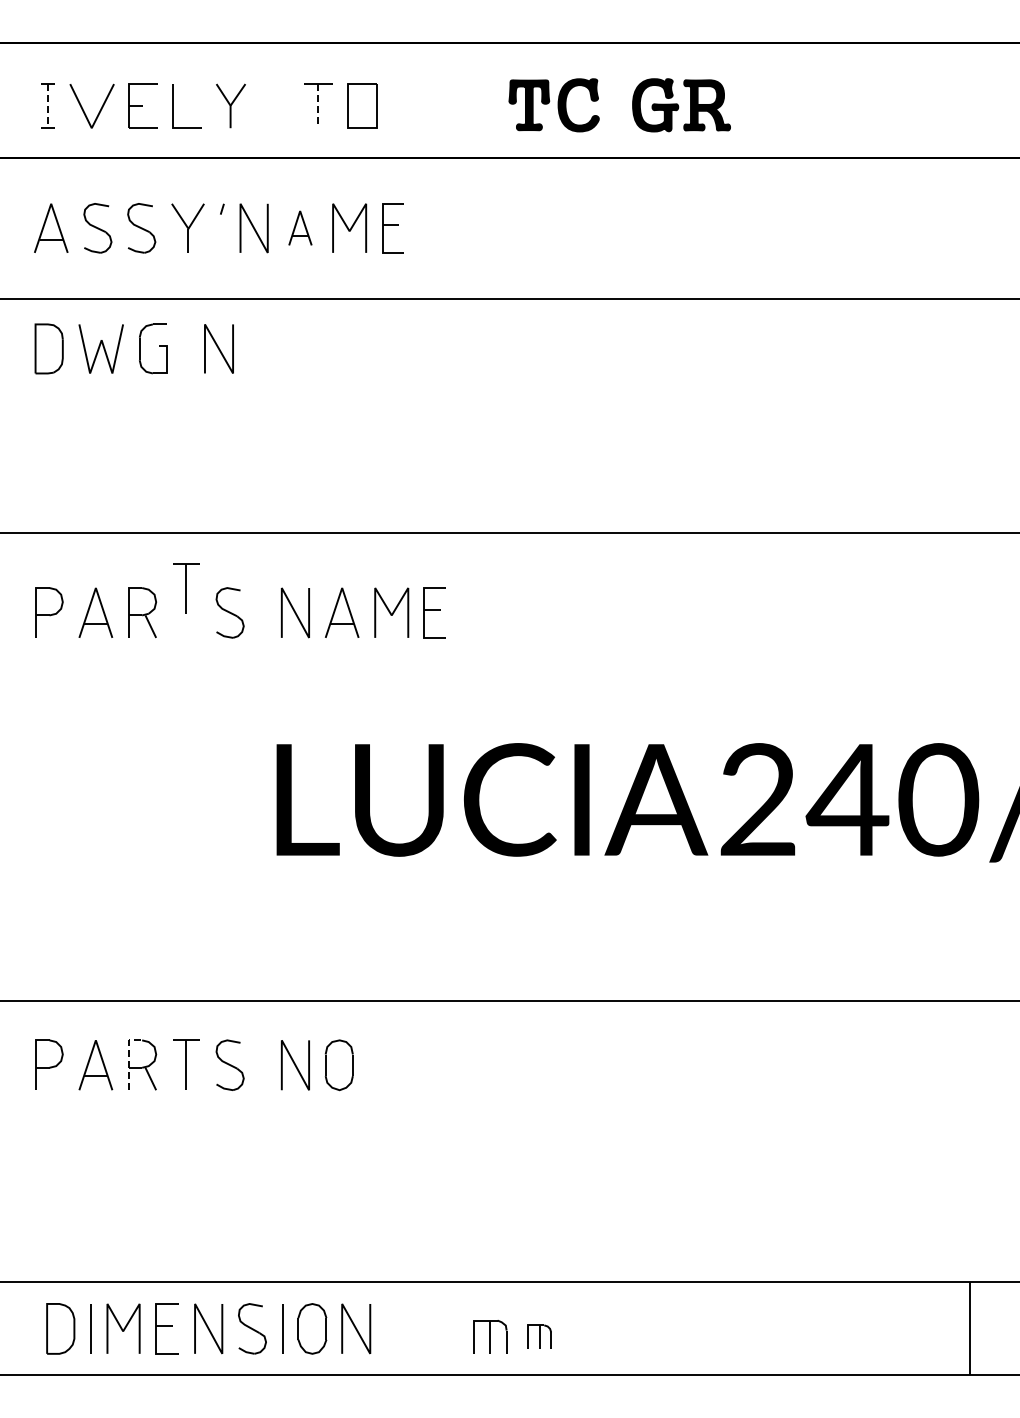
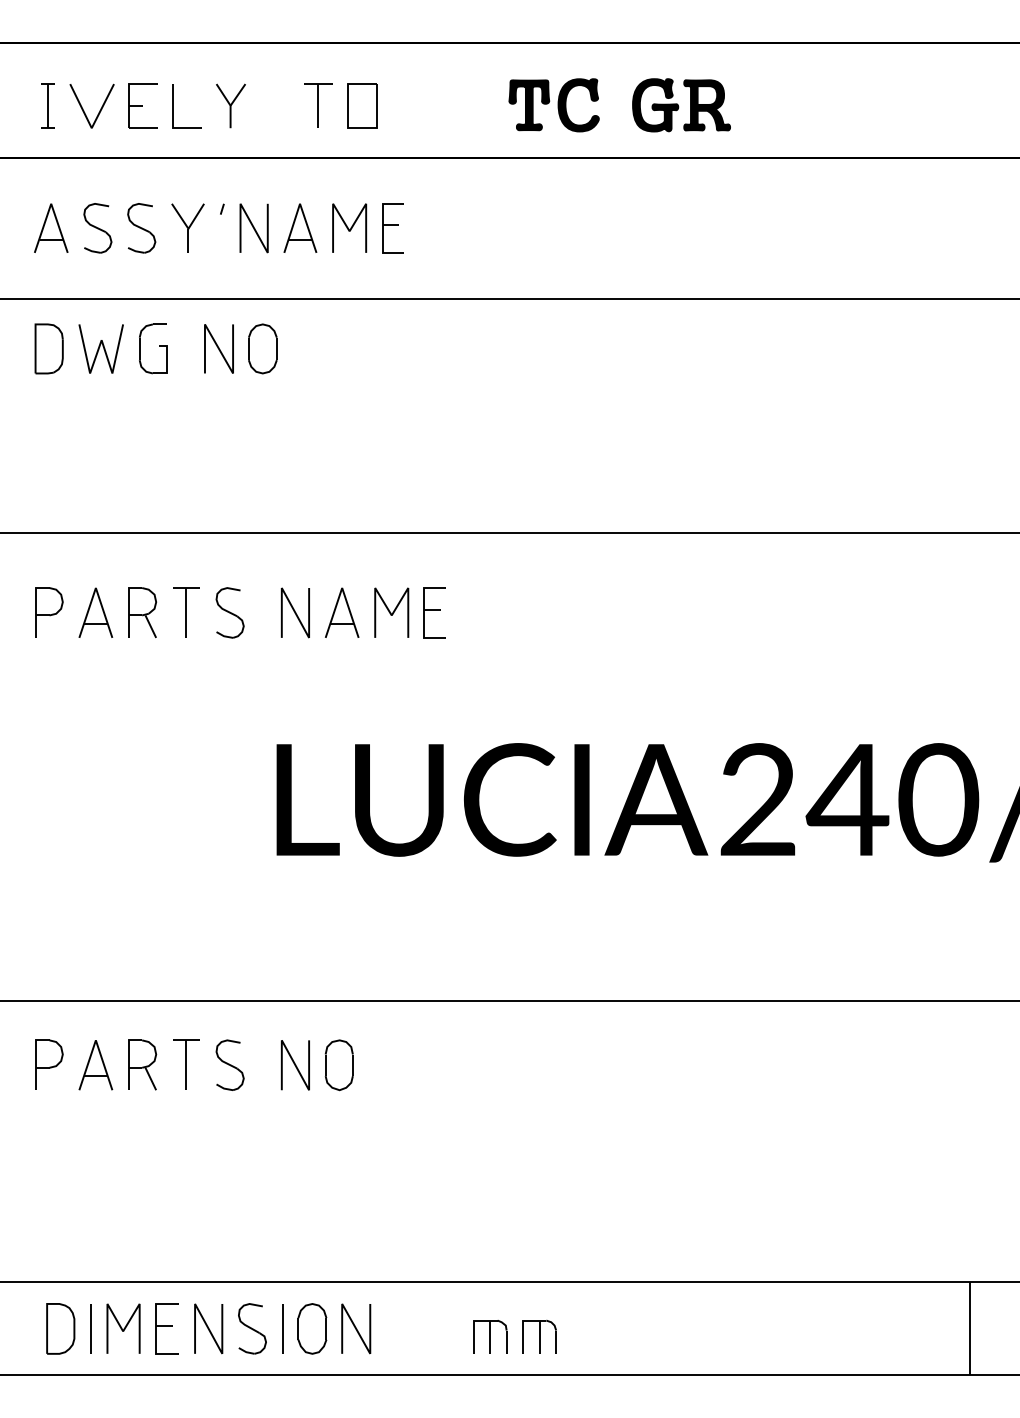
line: dashed -> solid (47, 106)
line: dashed -> solid (318, 106)
part size: 25x36 px -> 35x50 px (300, 227)
part: none -> present (262, 348)
part position: (186, 588) -> (186, 612) (186, 612)
line: dashed -> solid (128, 1057)
part size: 25x25 px -> 35x35 px (539, 1336)
